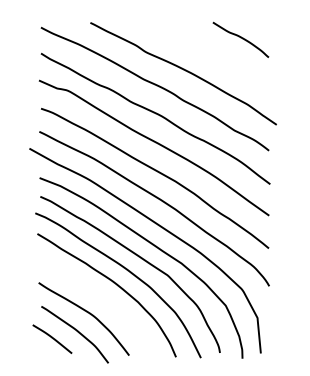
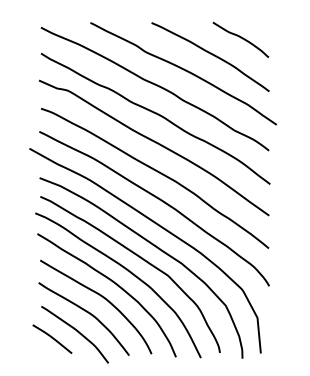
curve: none -> present (210, 54)
curve: none -> present (103, 298)
